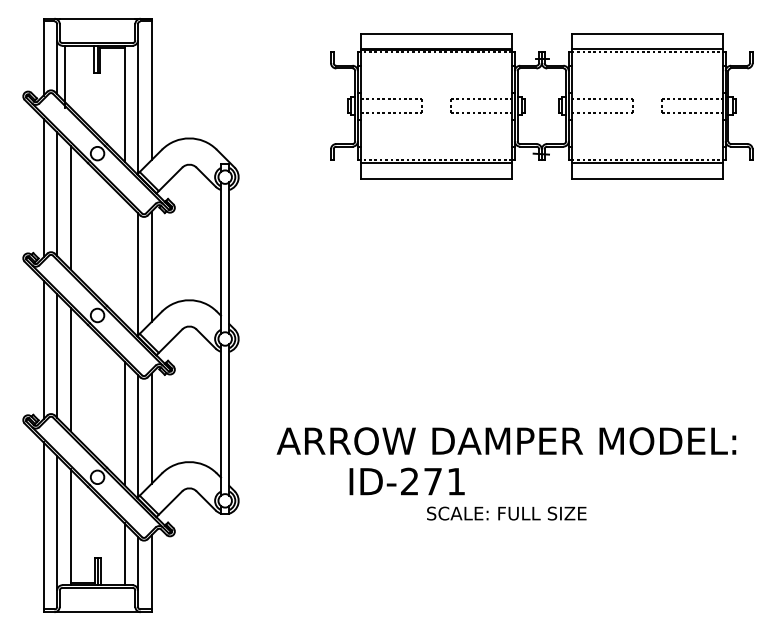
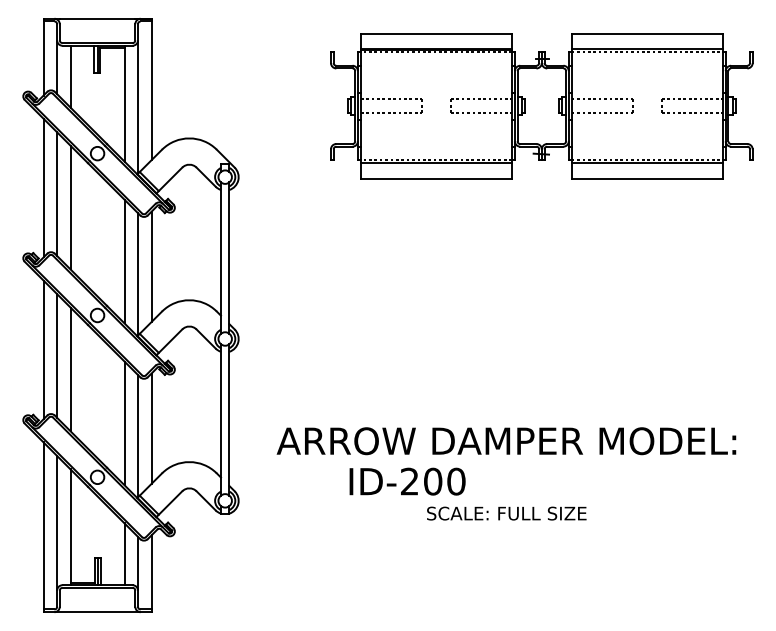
line position: (64, 76) -> (70, 76) (70, 76)
line: none -> present (124, 261)
text: ID-271 -> ID-200 (444, 481)
